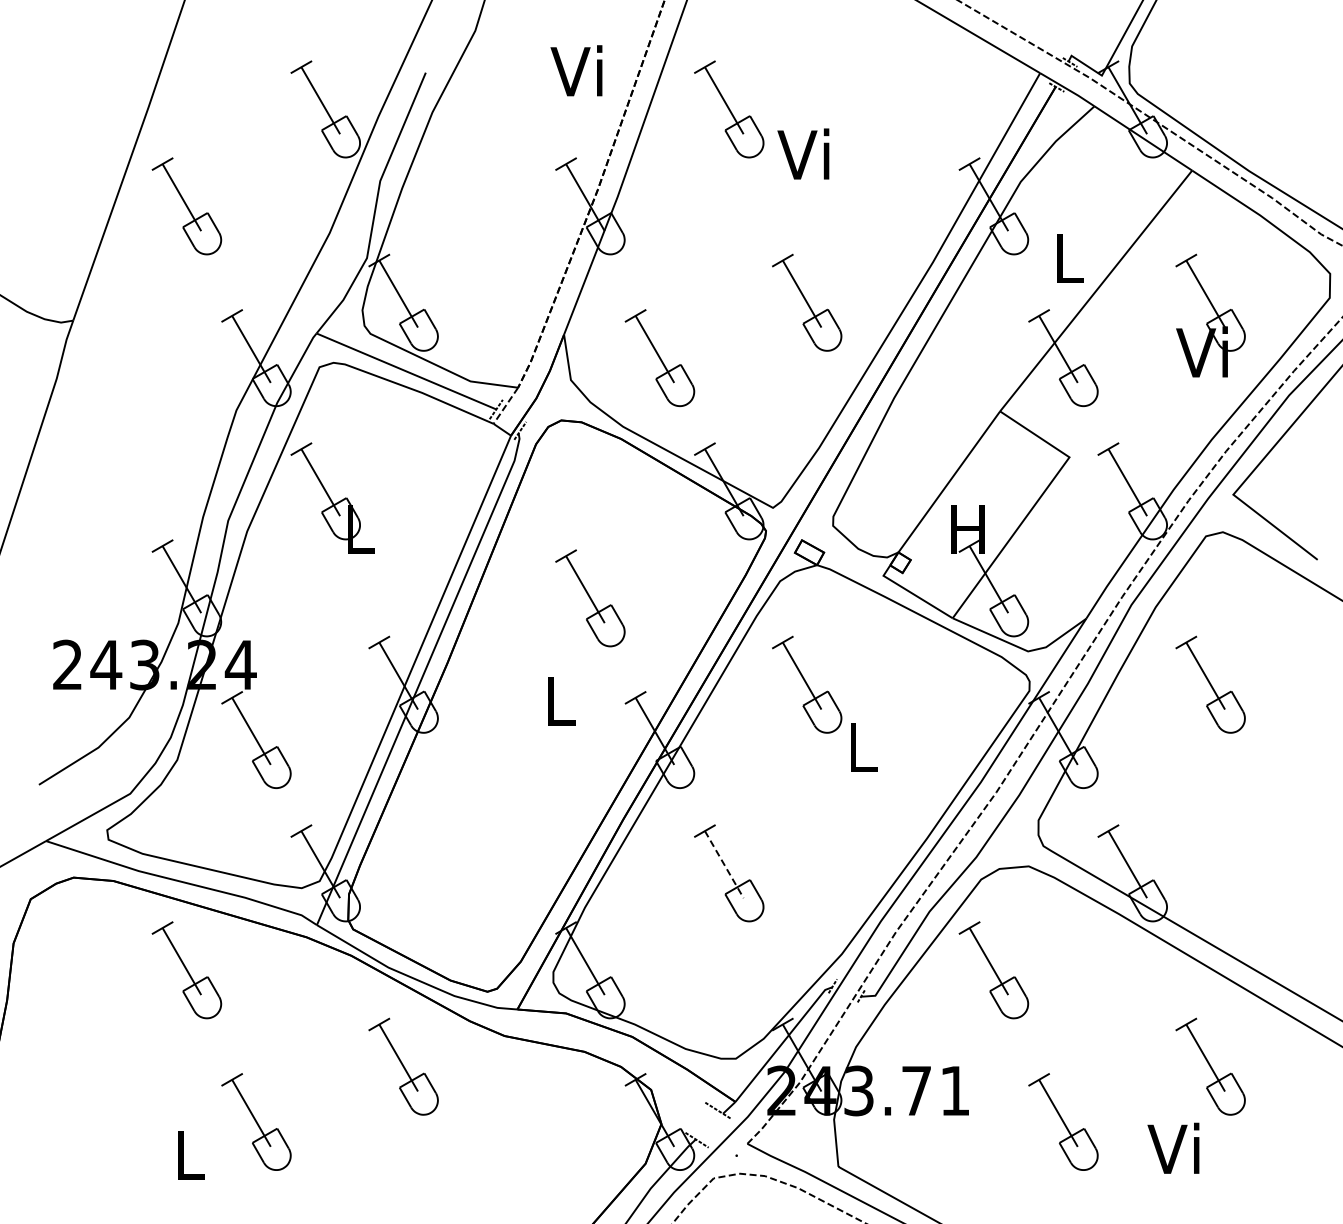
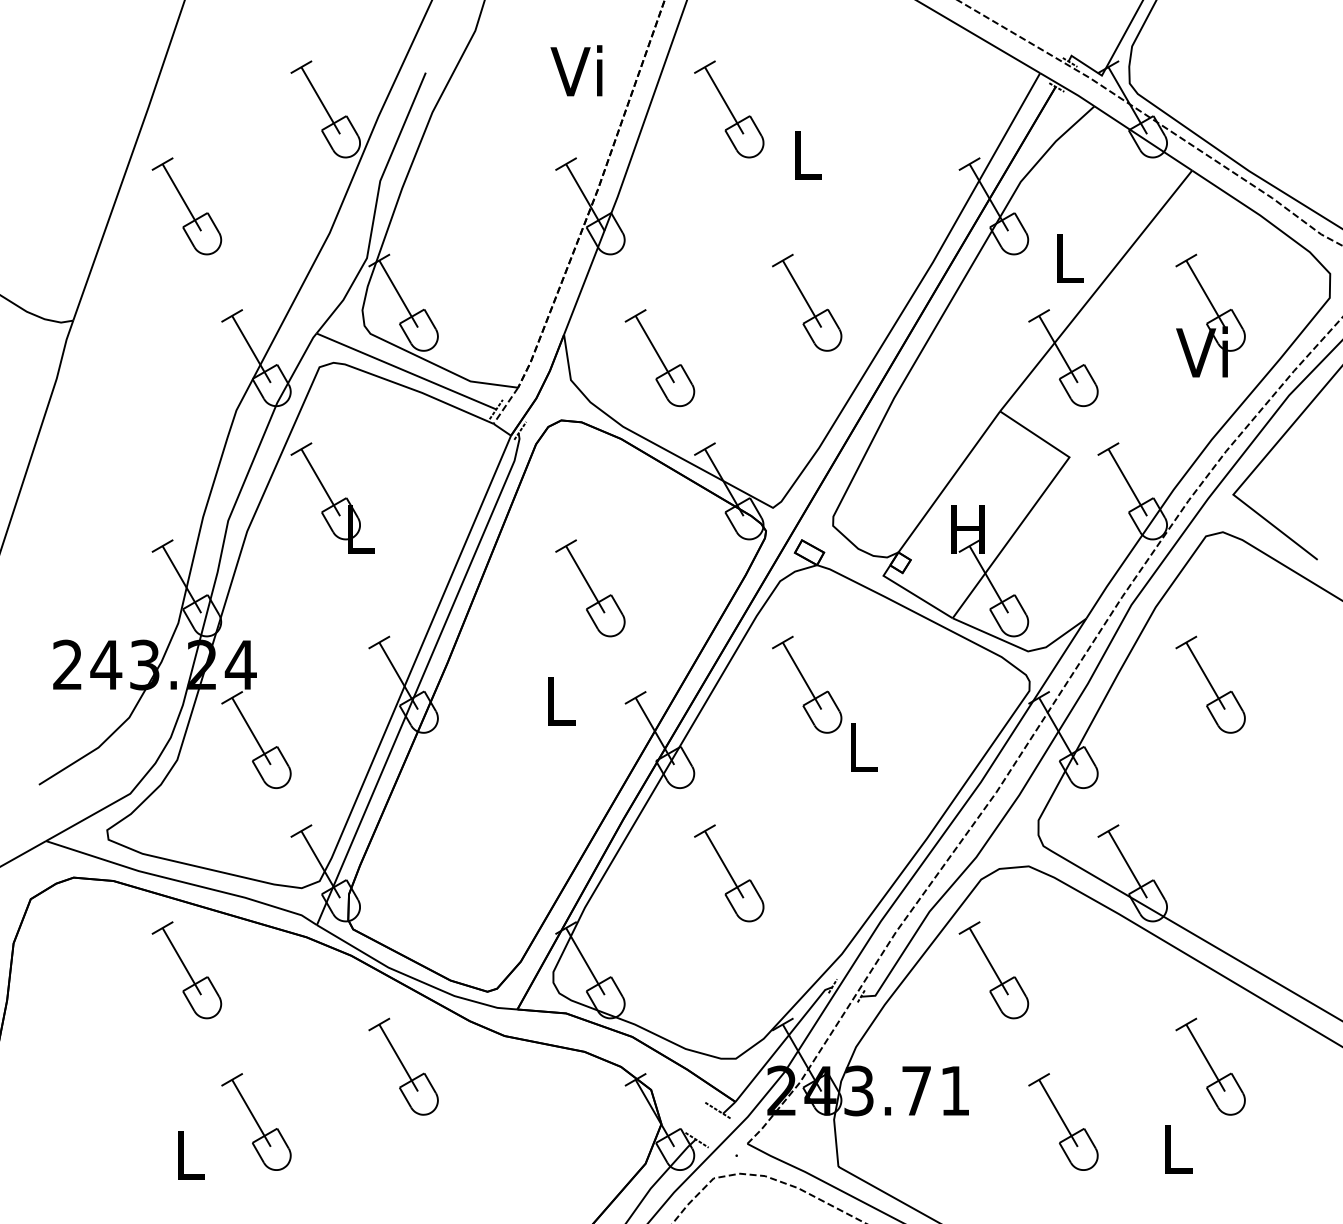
text: Vi -> L (803, 153)
part position: (590, 598) -> (590, 588) (590, 588)
line: dashed -> solid (724, 864)
text: Vi -> L (1173, 1147)
